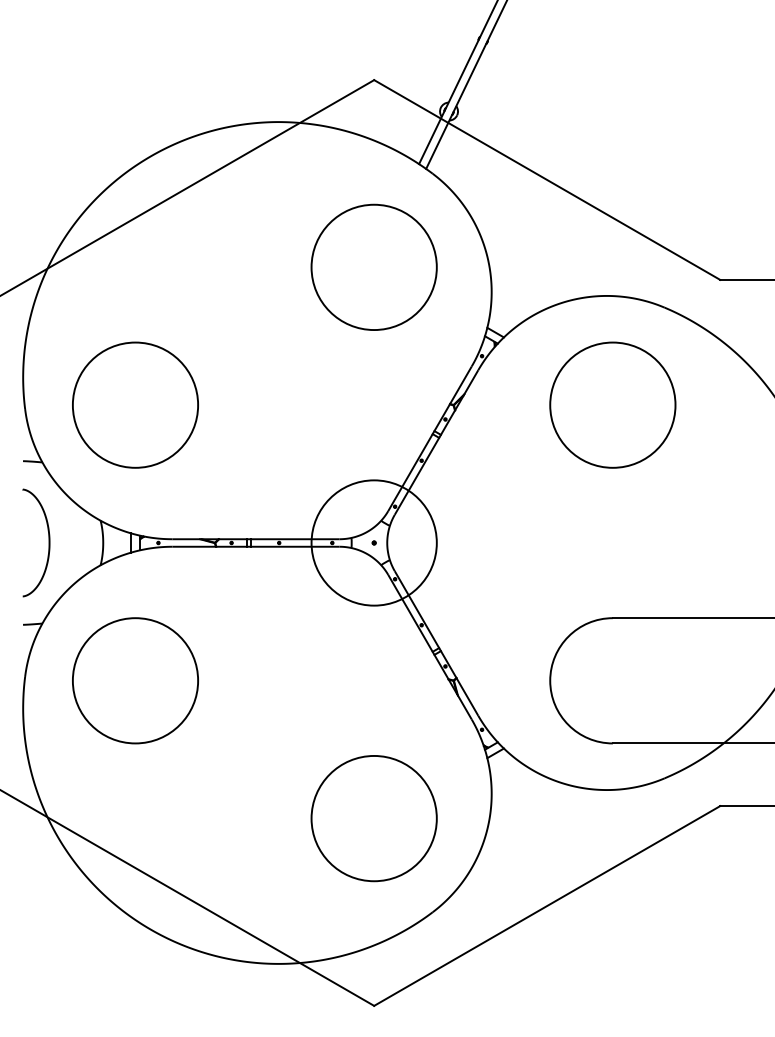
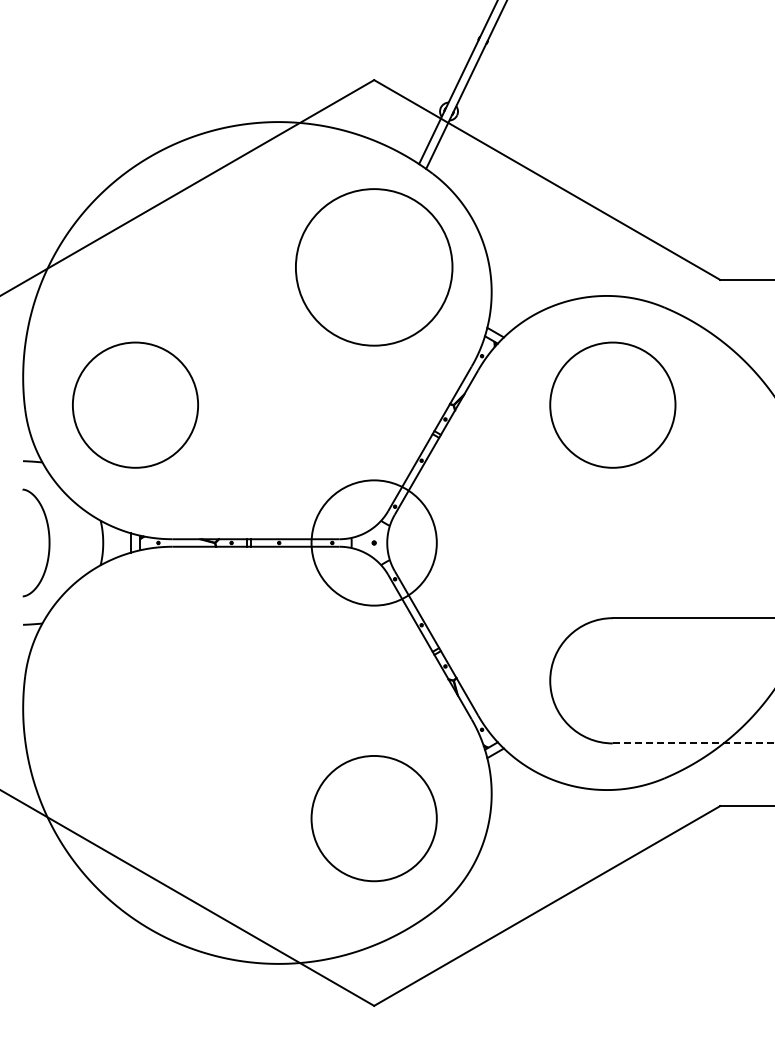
circle diameter: 125 px -> 157 px (373, 267)
circle: present -> none (135, 680)
line: solid -> dashed (693, 743)
